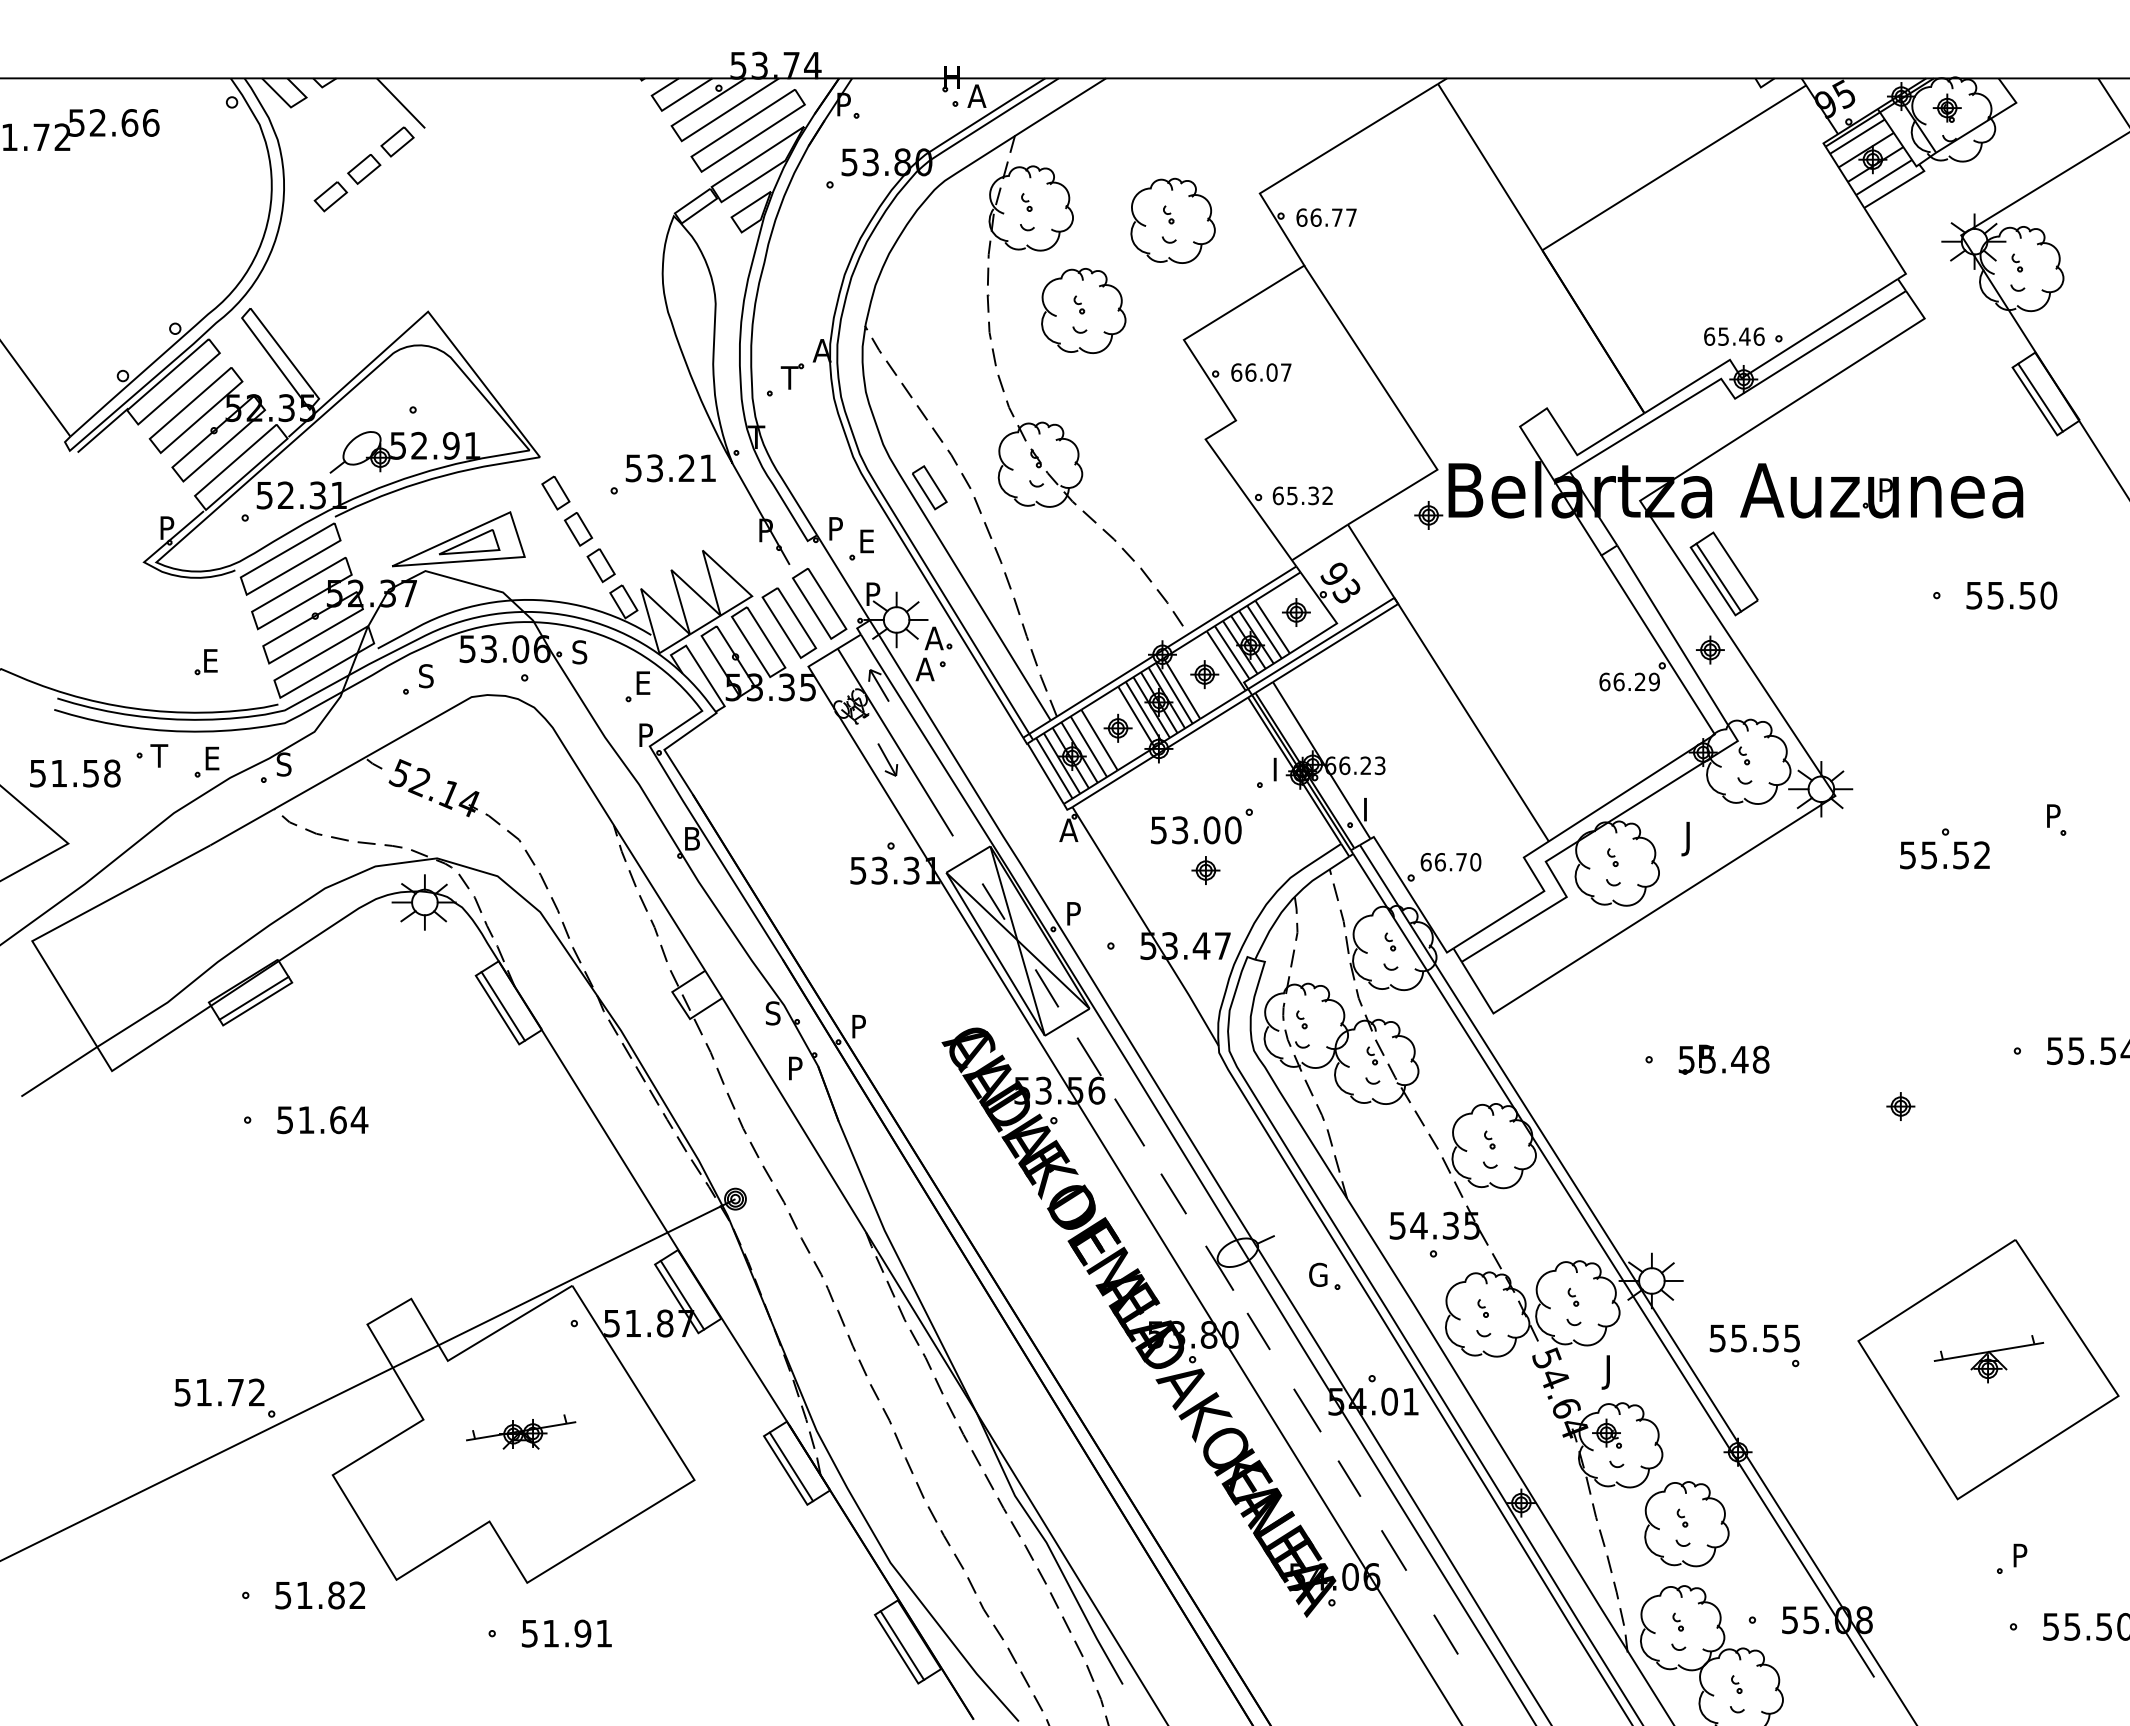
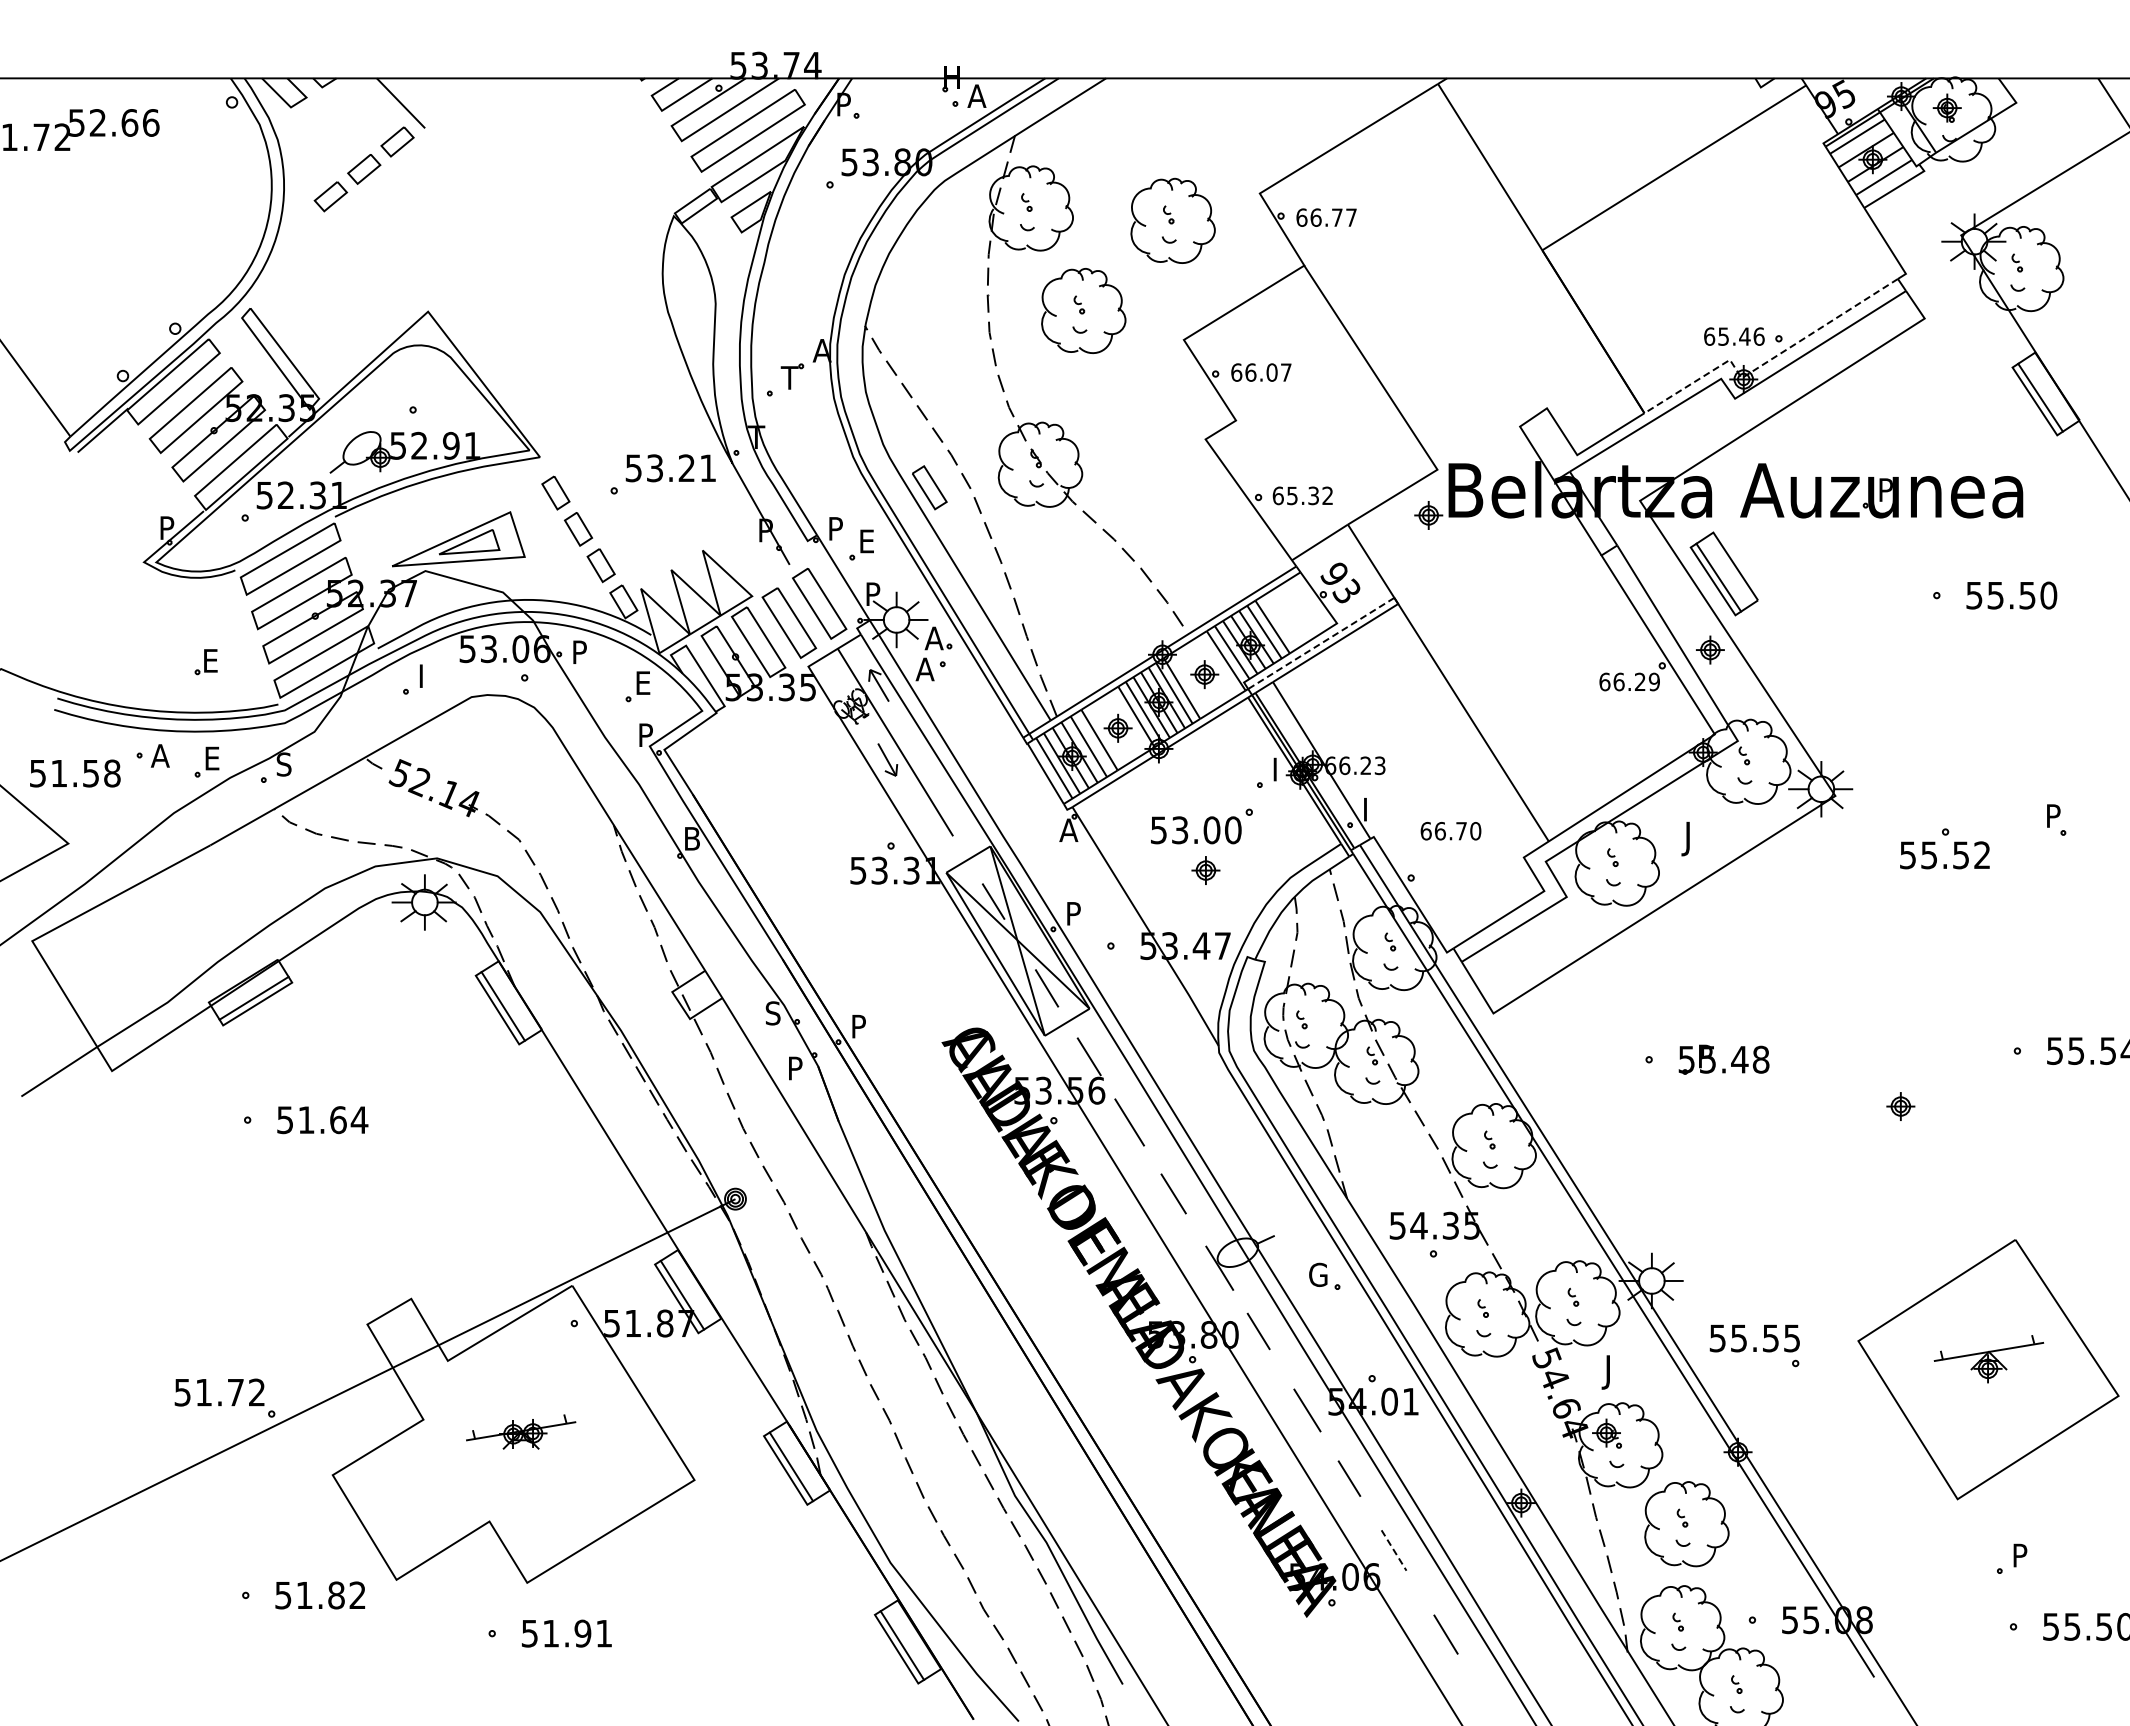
line: solid -> dashed (1766, 362)
part: present -> none (1296, 612)
line: solid -> dashed (1320, 643)
text: S -> P (579, 652)
text: S -> I (426, 676)
text: T -> A (159, 755)
text position: (1450, 862) -> (1450, 831) (1450, 831)
line: solid -> dashed (1394, 1550)
